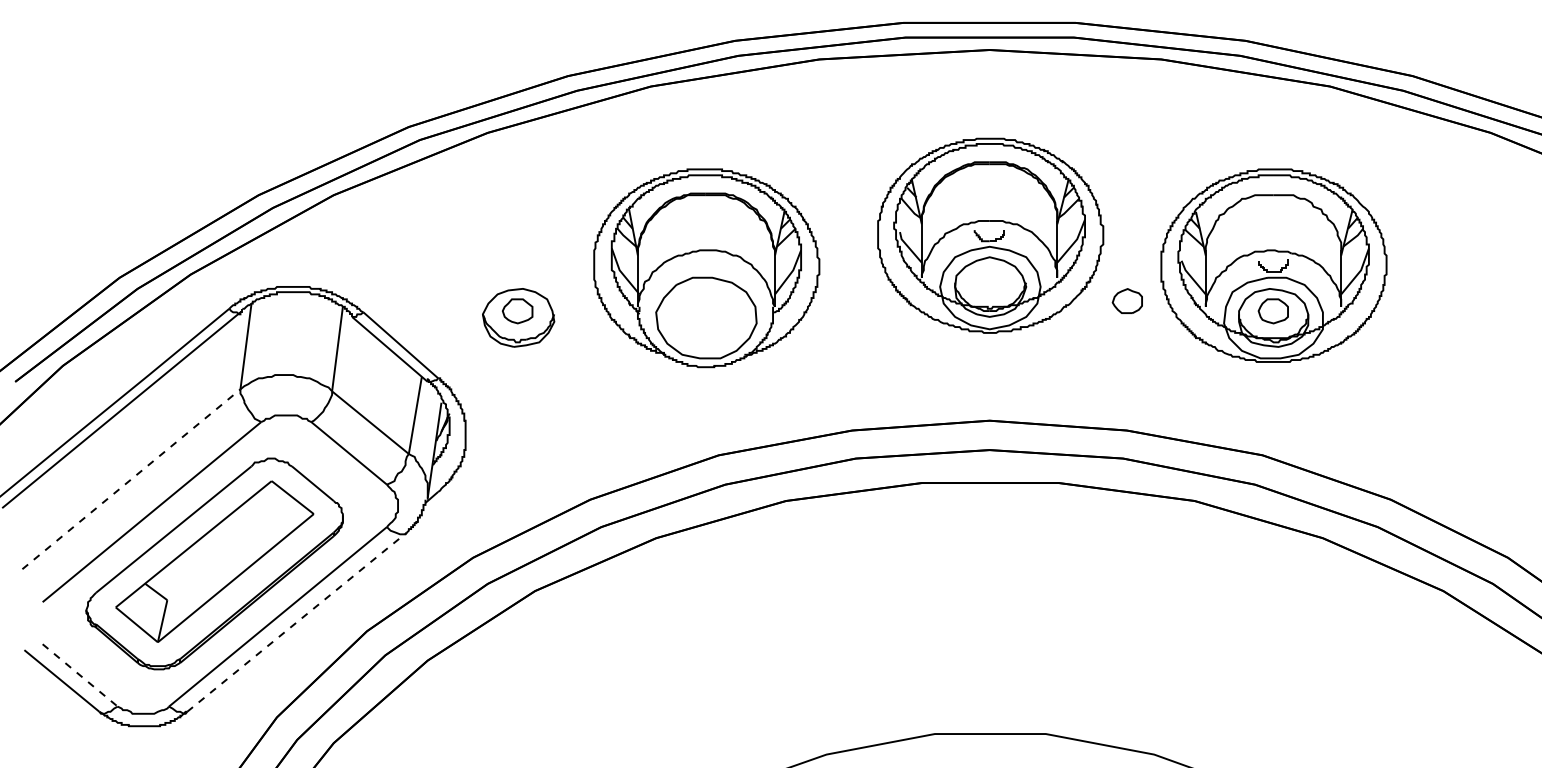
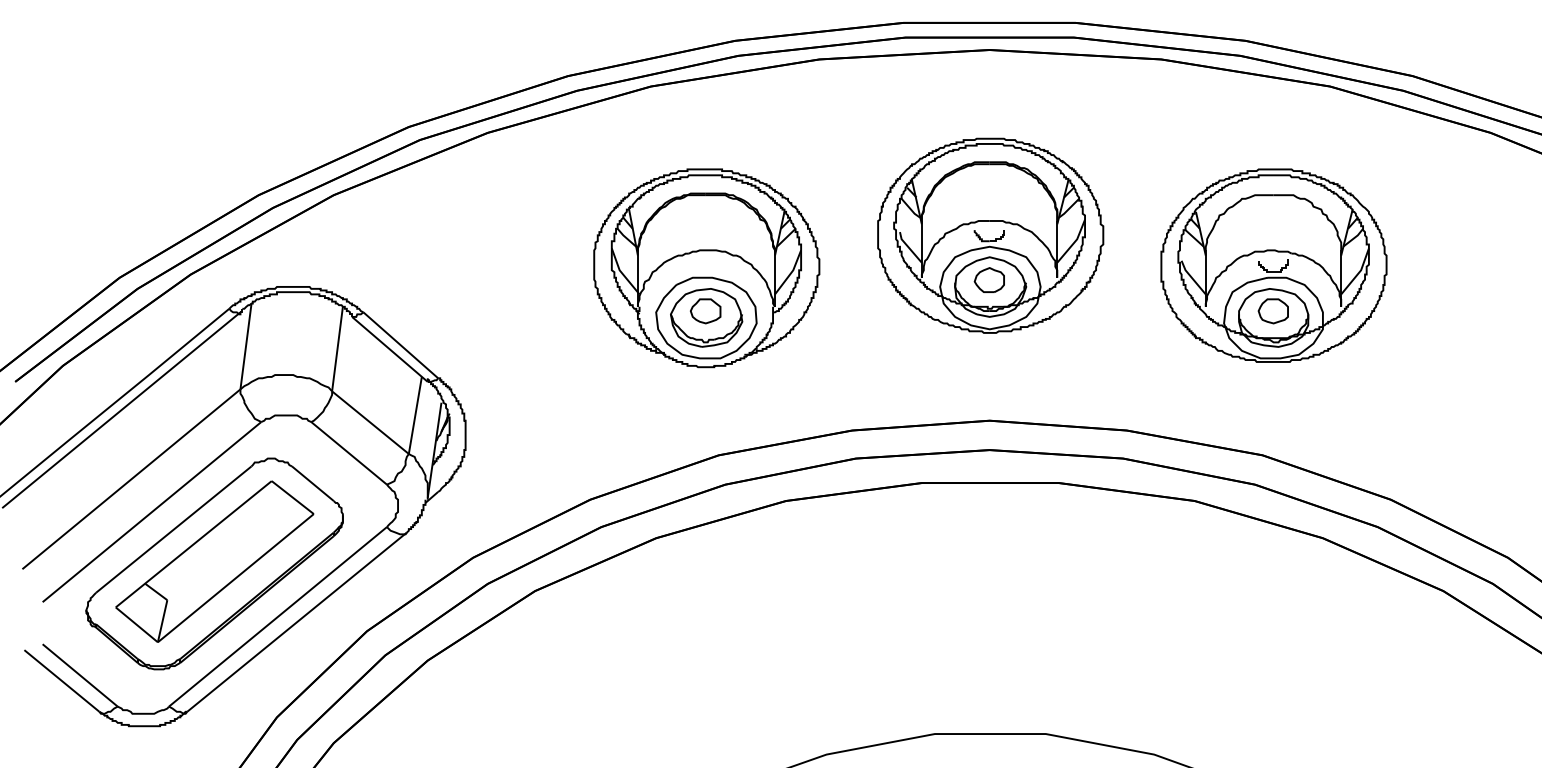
part position: (1126, 300) -> (988, 279) (988, 279)
part position: (518, 317) -> (706, 317) (706, 317)
line: dashed -> solid (131, 478)
line: dashed -> solid (297, 622)
line: dashed -> solid (80, 675)
